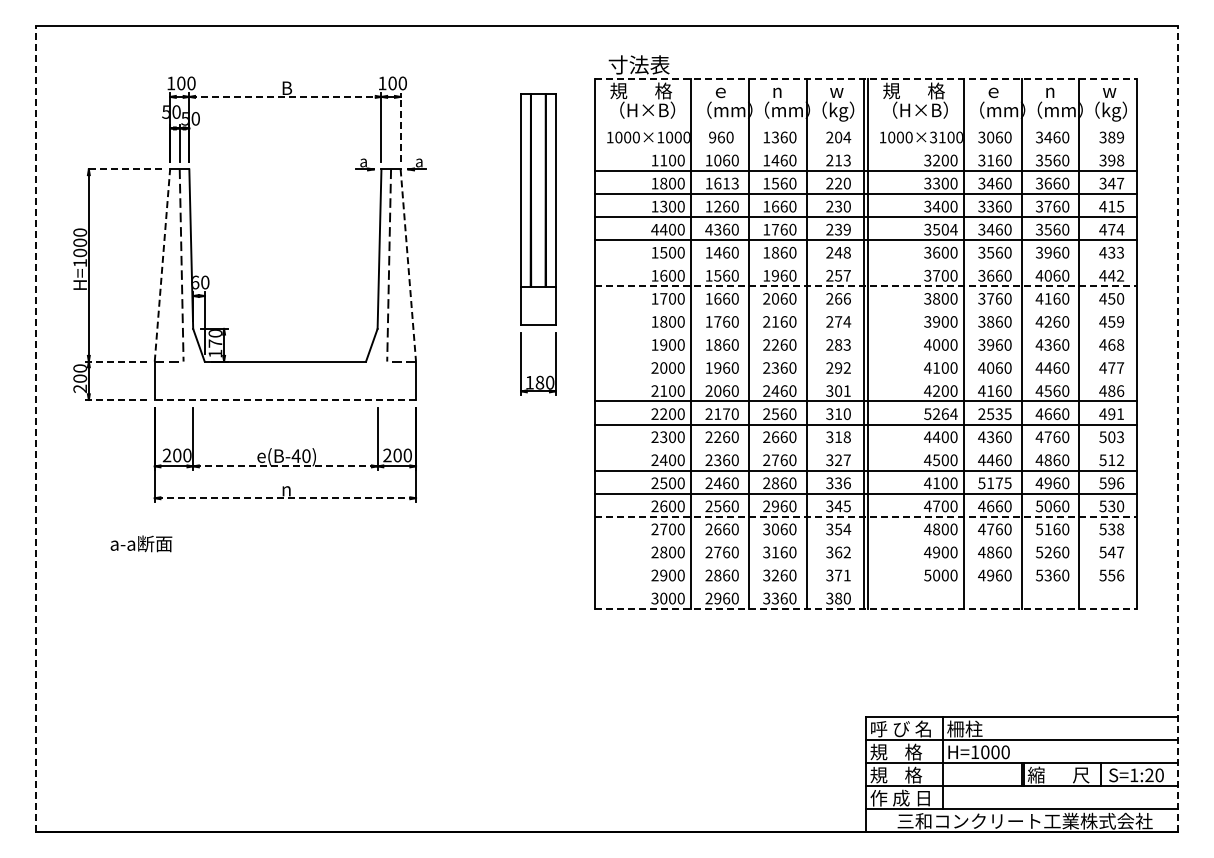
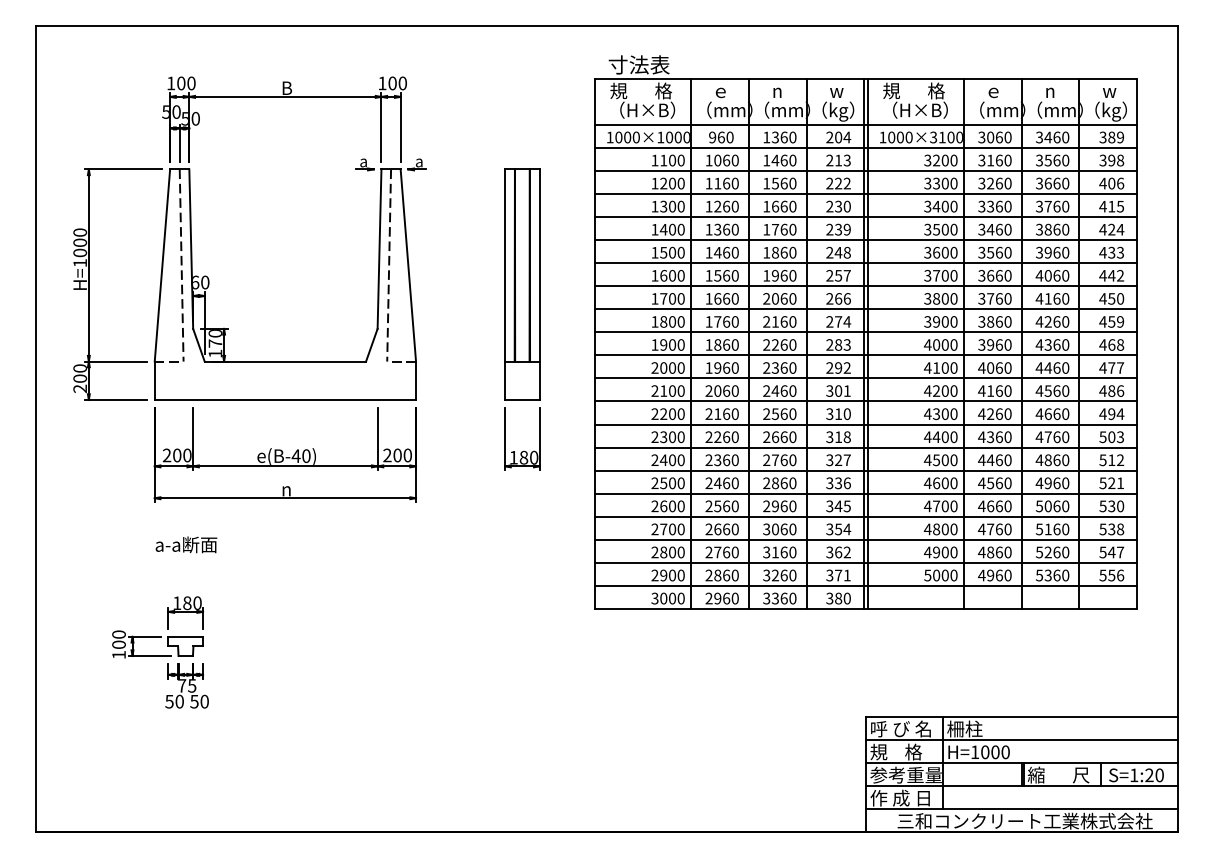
line: dashed -> solid (866, 78)
line: dashed -> solid (285, 96)
line: none -> present (866, 124)
line: dashed -> solid (400, 126)
line: none -> present (866, 147)
line: dashed -> solid (123, 169)
text: 1800 -> 1200 (663, 183)
text: 1613 -> 1160 (726, 183)
text: 220 -> 222 (846, 183)
text: 3460 -> 3260 (990, 183)
text: 347 -> 406 (1111, 183)
text: 4400 -> 1400 (654, 229)
text: 4360 -> 1360 (708, 229)
text: 3504 -> 3500 (953, 229)
text: 3560 -> 3860 (1047, 229)
text: 474 -> 424 (1111, 229)
part position: (538, 244) -> (522, 319) (522, 319)
line: none -> present (866, 263)
line: dashed -> solid (162, 265)
line: dashed -> solid (408, 266)
line: dashed -> solid (866, 286)
line: none -> present (866, 309)
line: none -> present (866, 332)
line: none -> present (866, 355)
line: dashed -> solid (115, 361)
line: none -> present (866, 378)
line: dashed -> solid (115, 399)
line: dashed -> solid (285, 399)
text: 2170 -> 2160 (726, 413)
text: 491 -> 494 (1120, 413)
text: 5264 -> 4300 (940, 414)
text: 2535 -> 4260 (994, 414)
line: dashed -> solid (36, 428)
line: dashed -> solid (1177, 428)
line: none -> present (866, 447)
line: dashed -> solid (284, 466)
text: 4100 -> 4600 (936, 483)
text: 5175 -> 4560 (994, 483)
text: 596 -> 521 (1116, 483)
line: dashed -> solid (285, 498)
line: dashed -> solid (866, 516)
line: none -> present (866, 539)
text position: (141, 543) -> (186, 544) (186, 544)
line: none -> present (866, 562)
line: none -> present (866, 585)
line: dashed -> solid (866, 608)
part: none -> present (160, 652)
text: 規    格 -> 参考重量 (905, 774)
